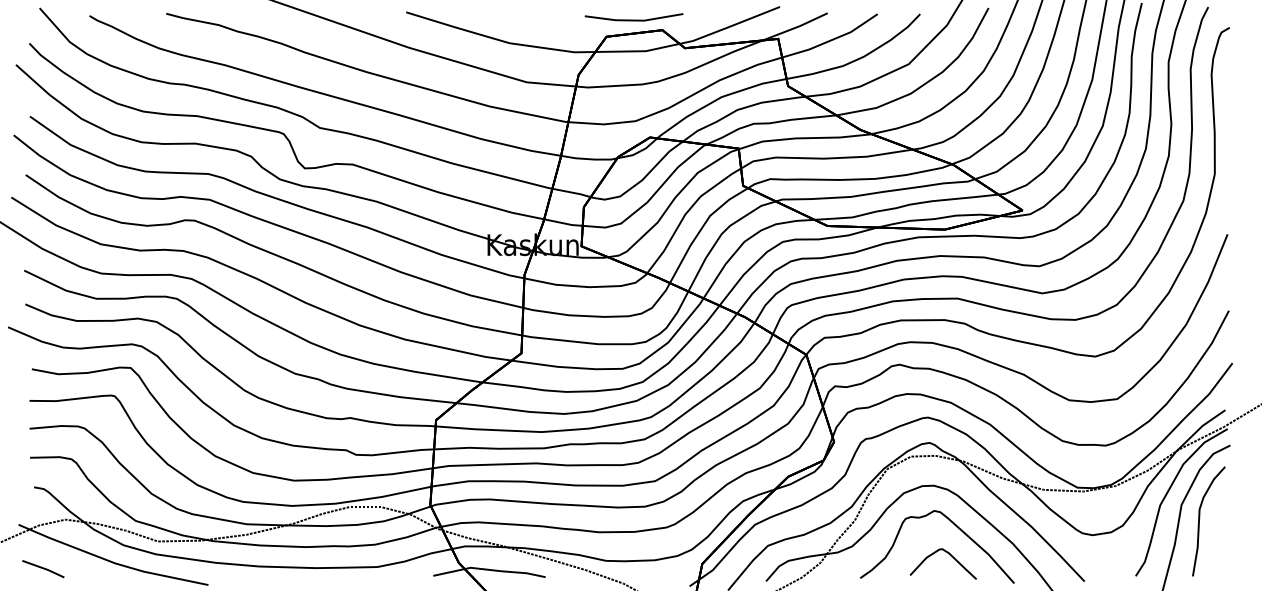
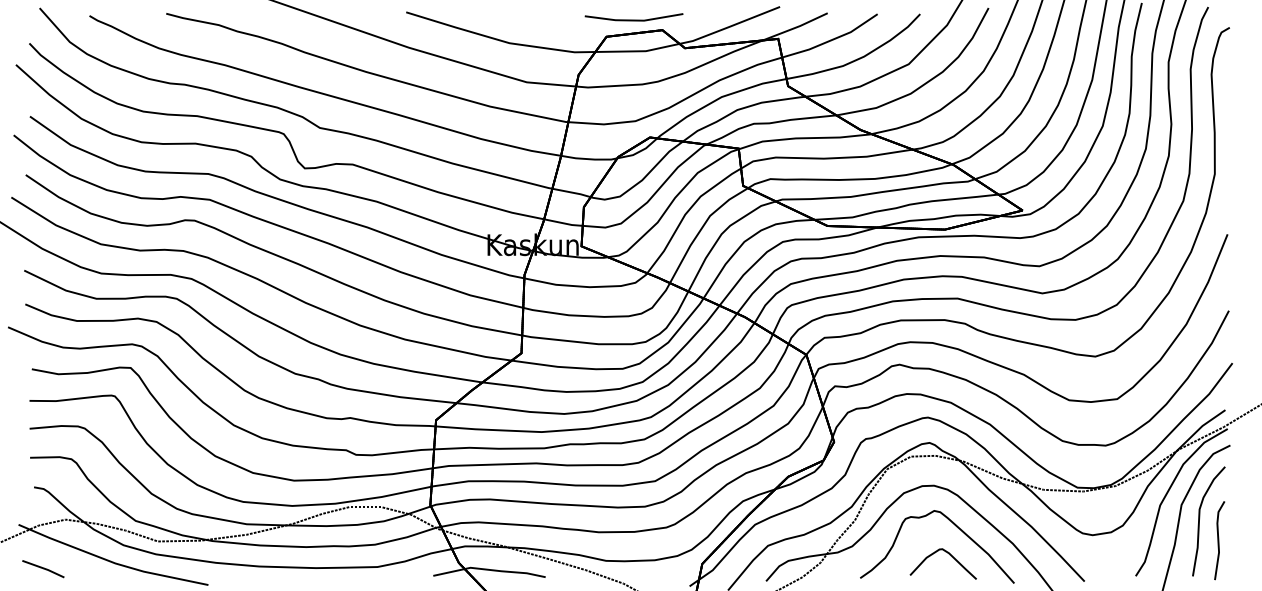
line: none -> present (1219, 540)
